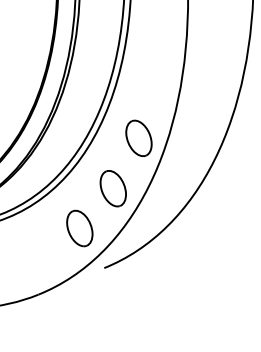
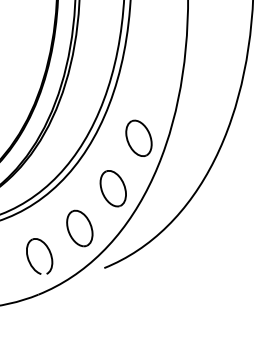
part: none -> present (29, 258)
